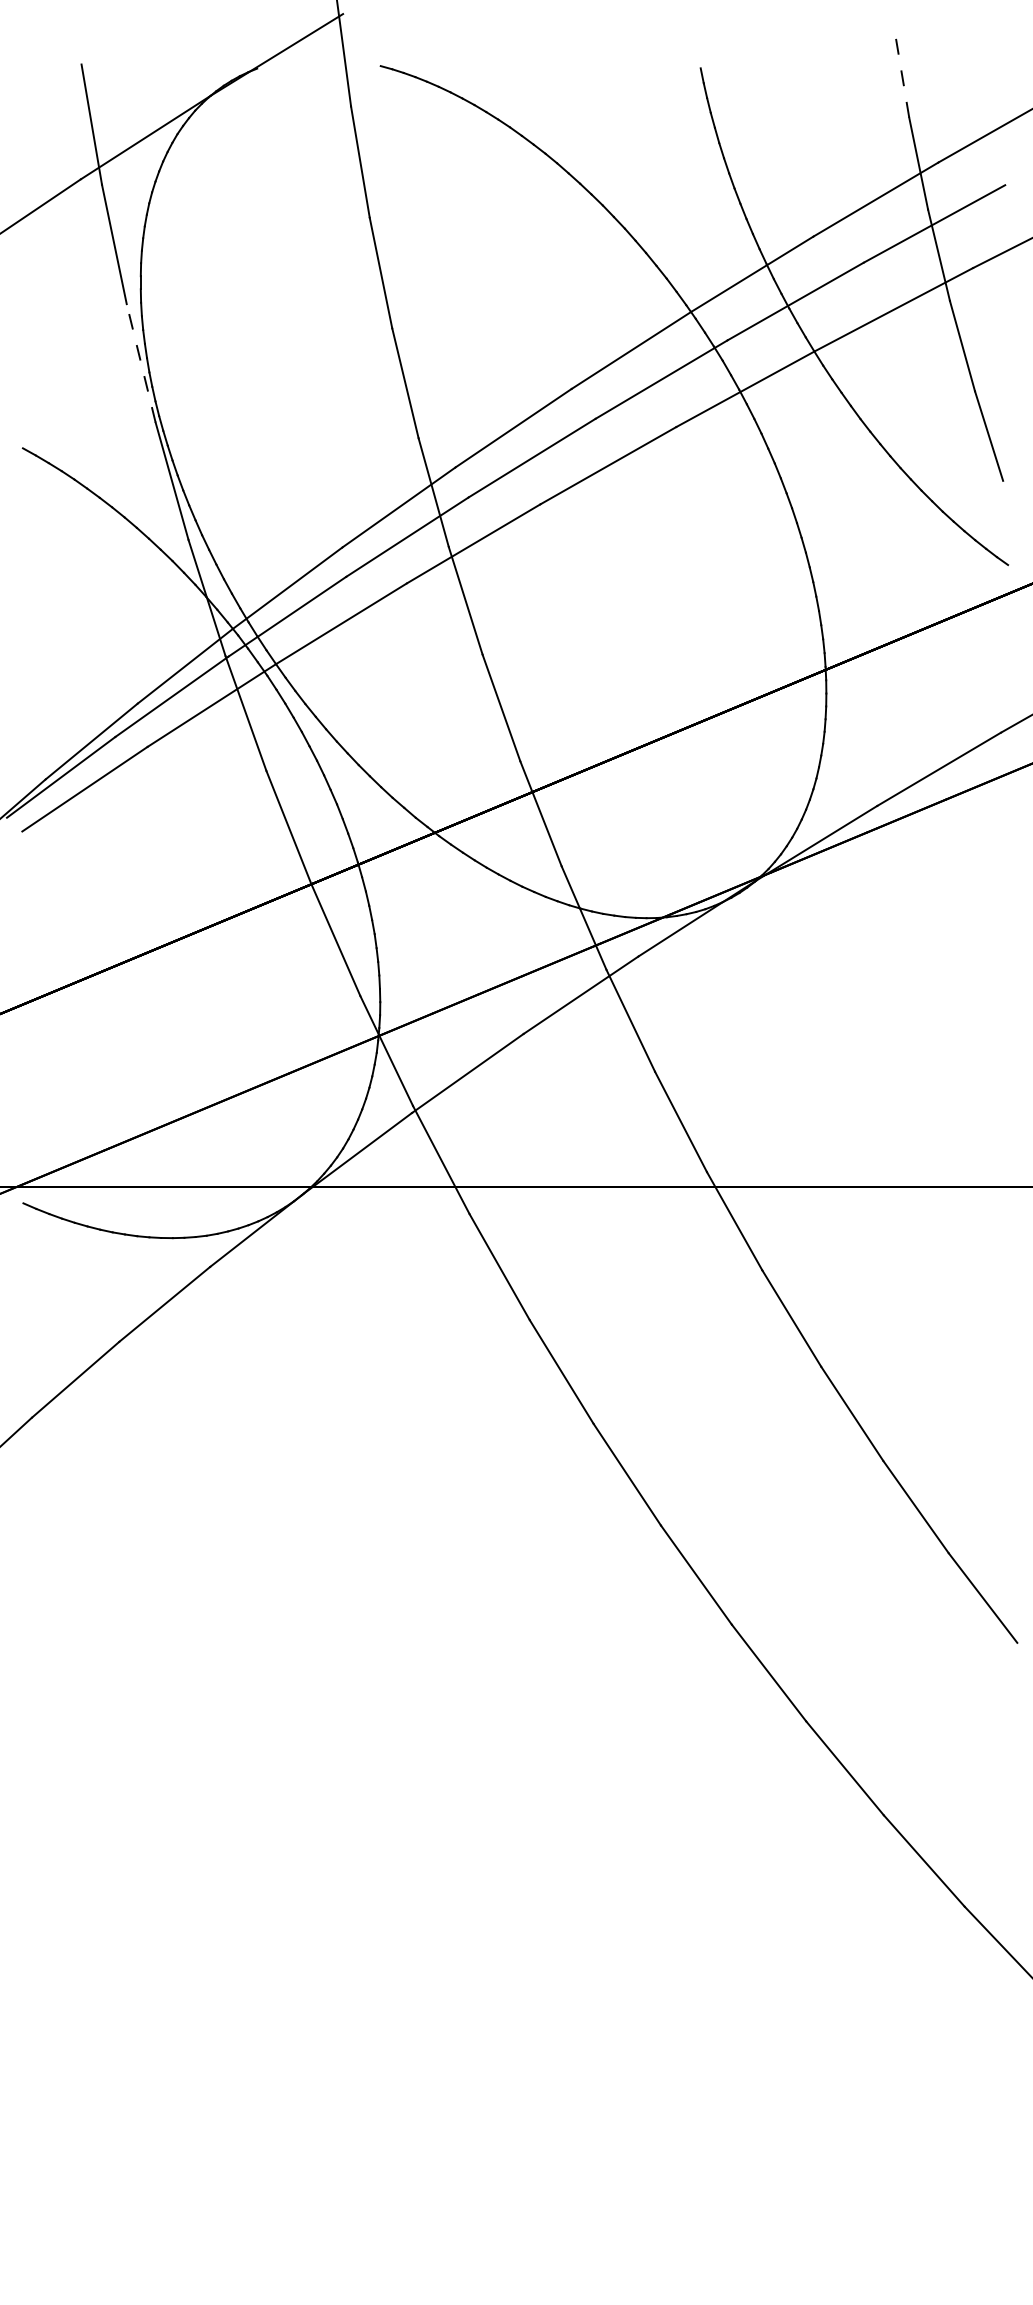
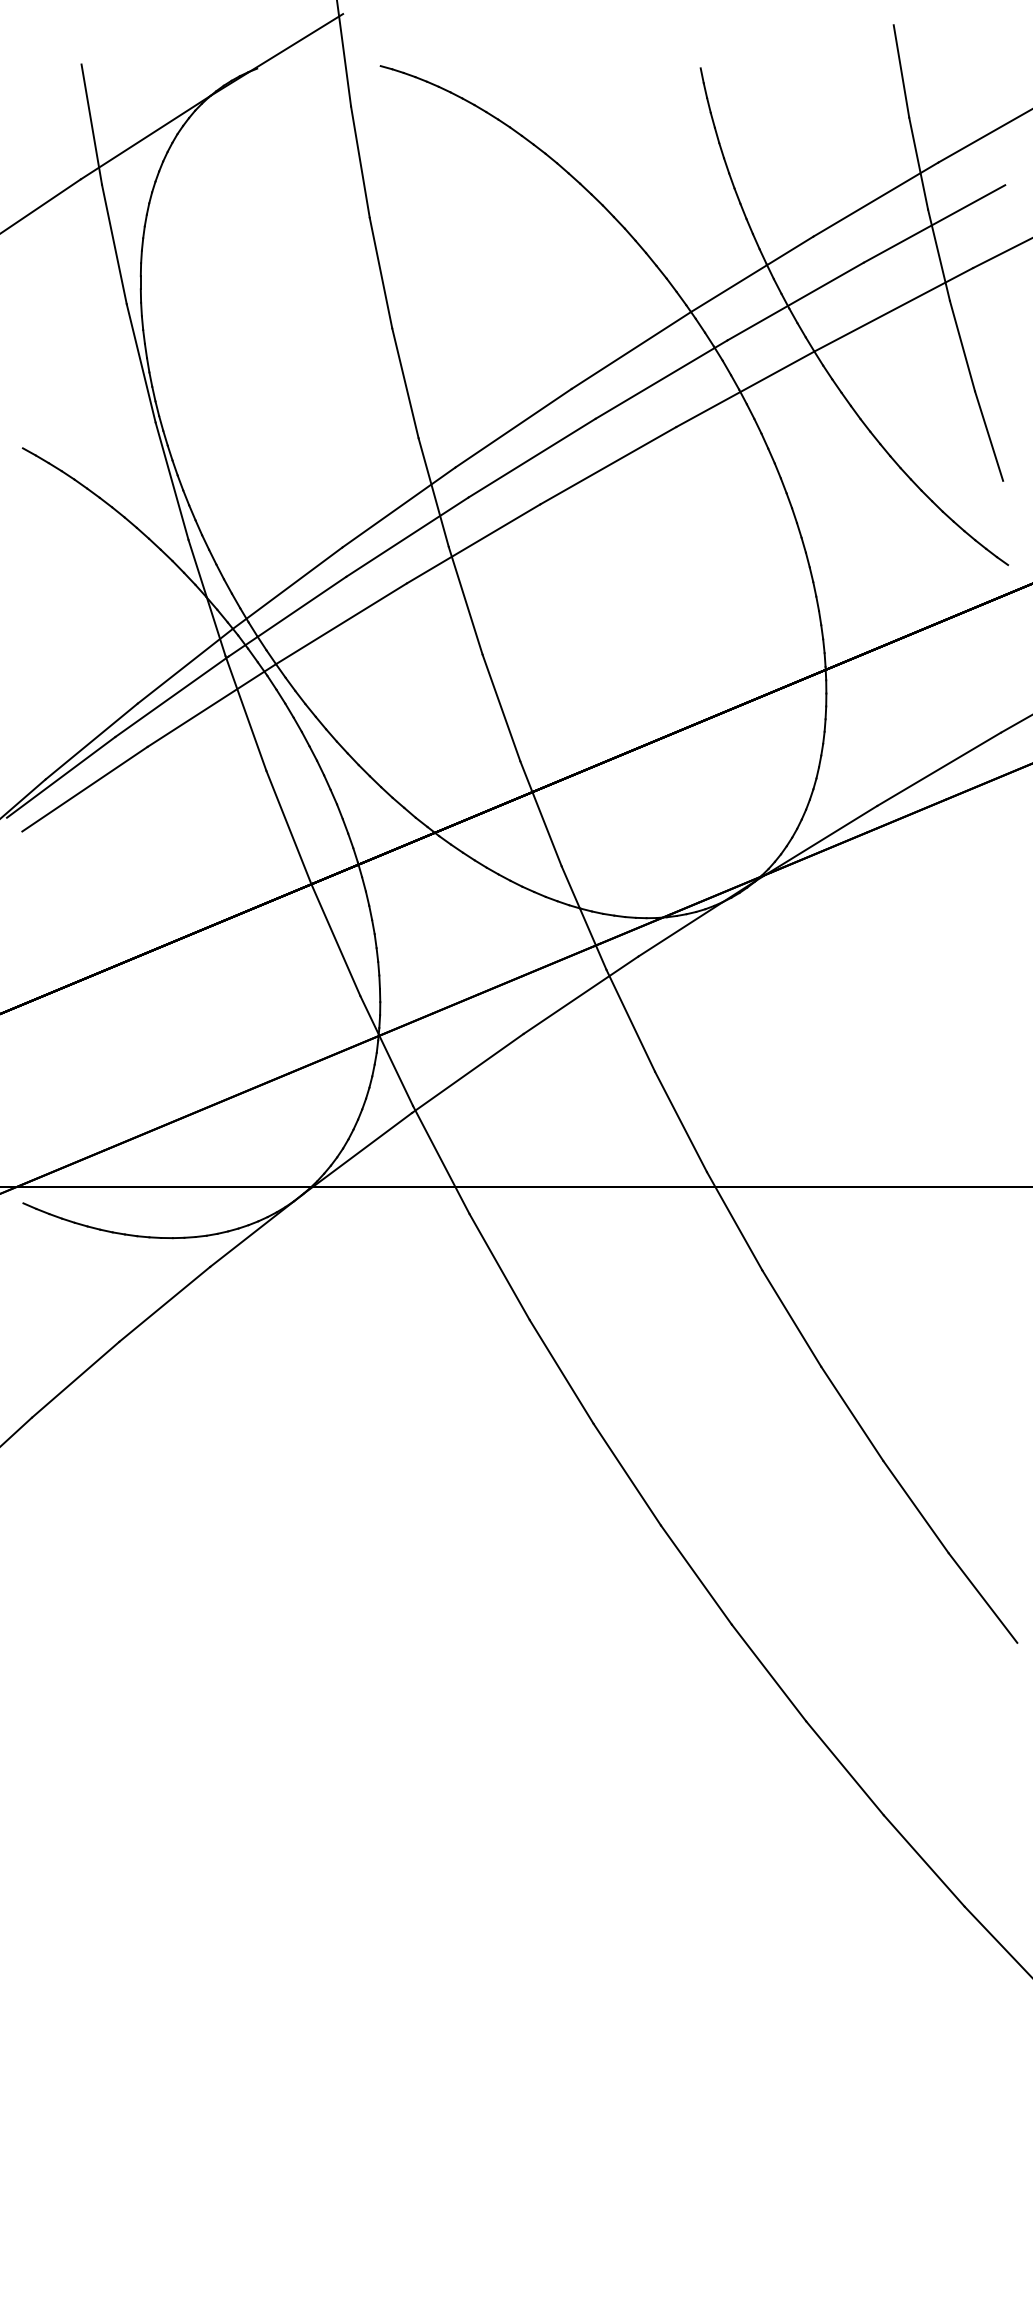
line: dashed -> solid (901, 71)
line: dashed -> solid (141, 363)
